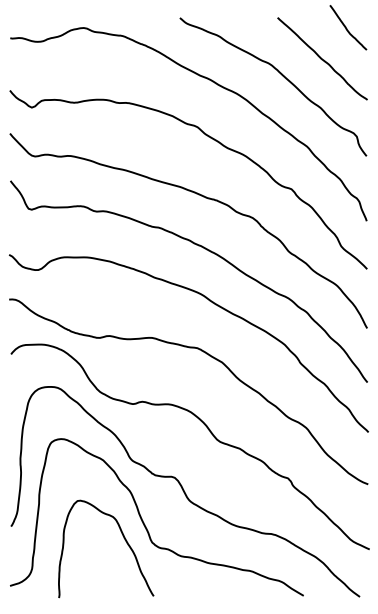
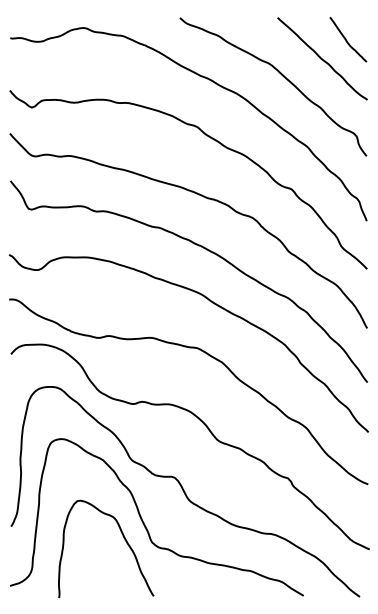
curve position: (347, 28) -> (347, 40) (347, 40)
